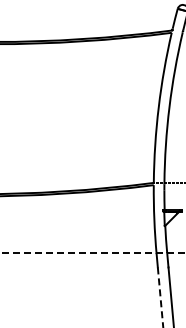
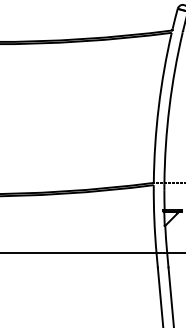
line: dashed -> solid (93, 252)
line: dashed -> solid (160, 298)
